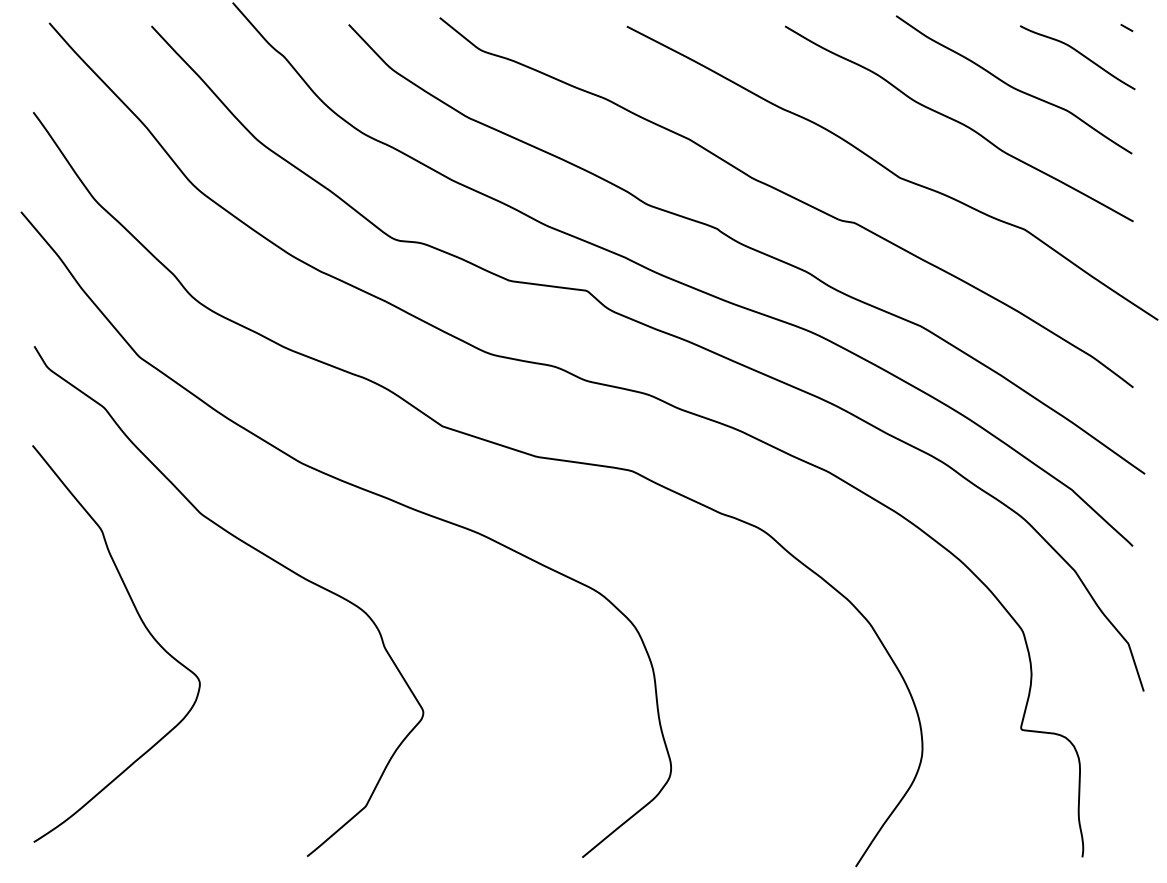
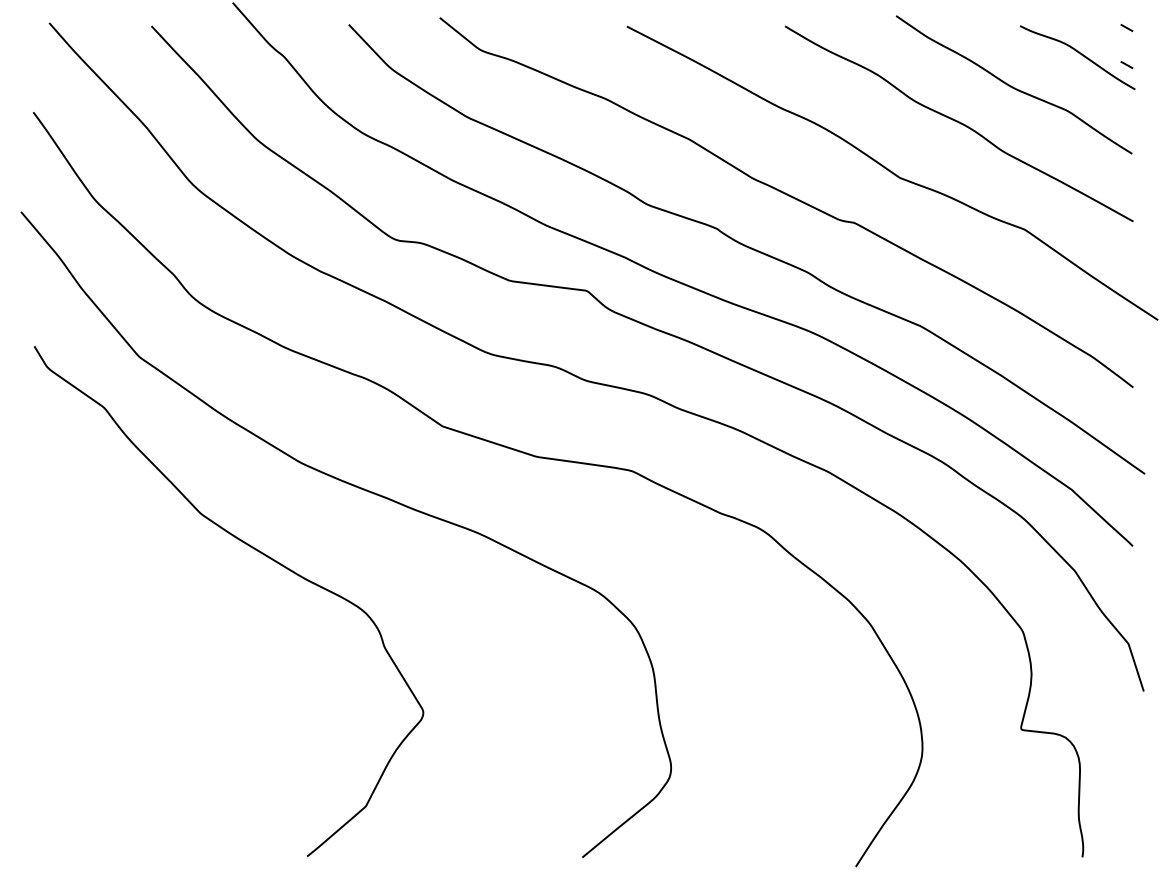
line: none -> present (1126, 64)
curve: present -> none (143, 625)
